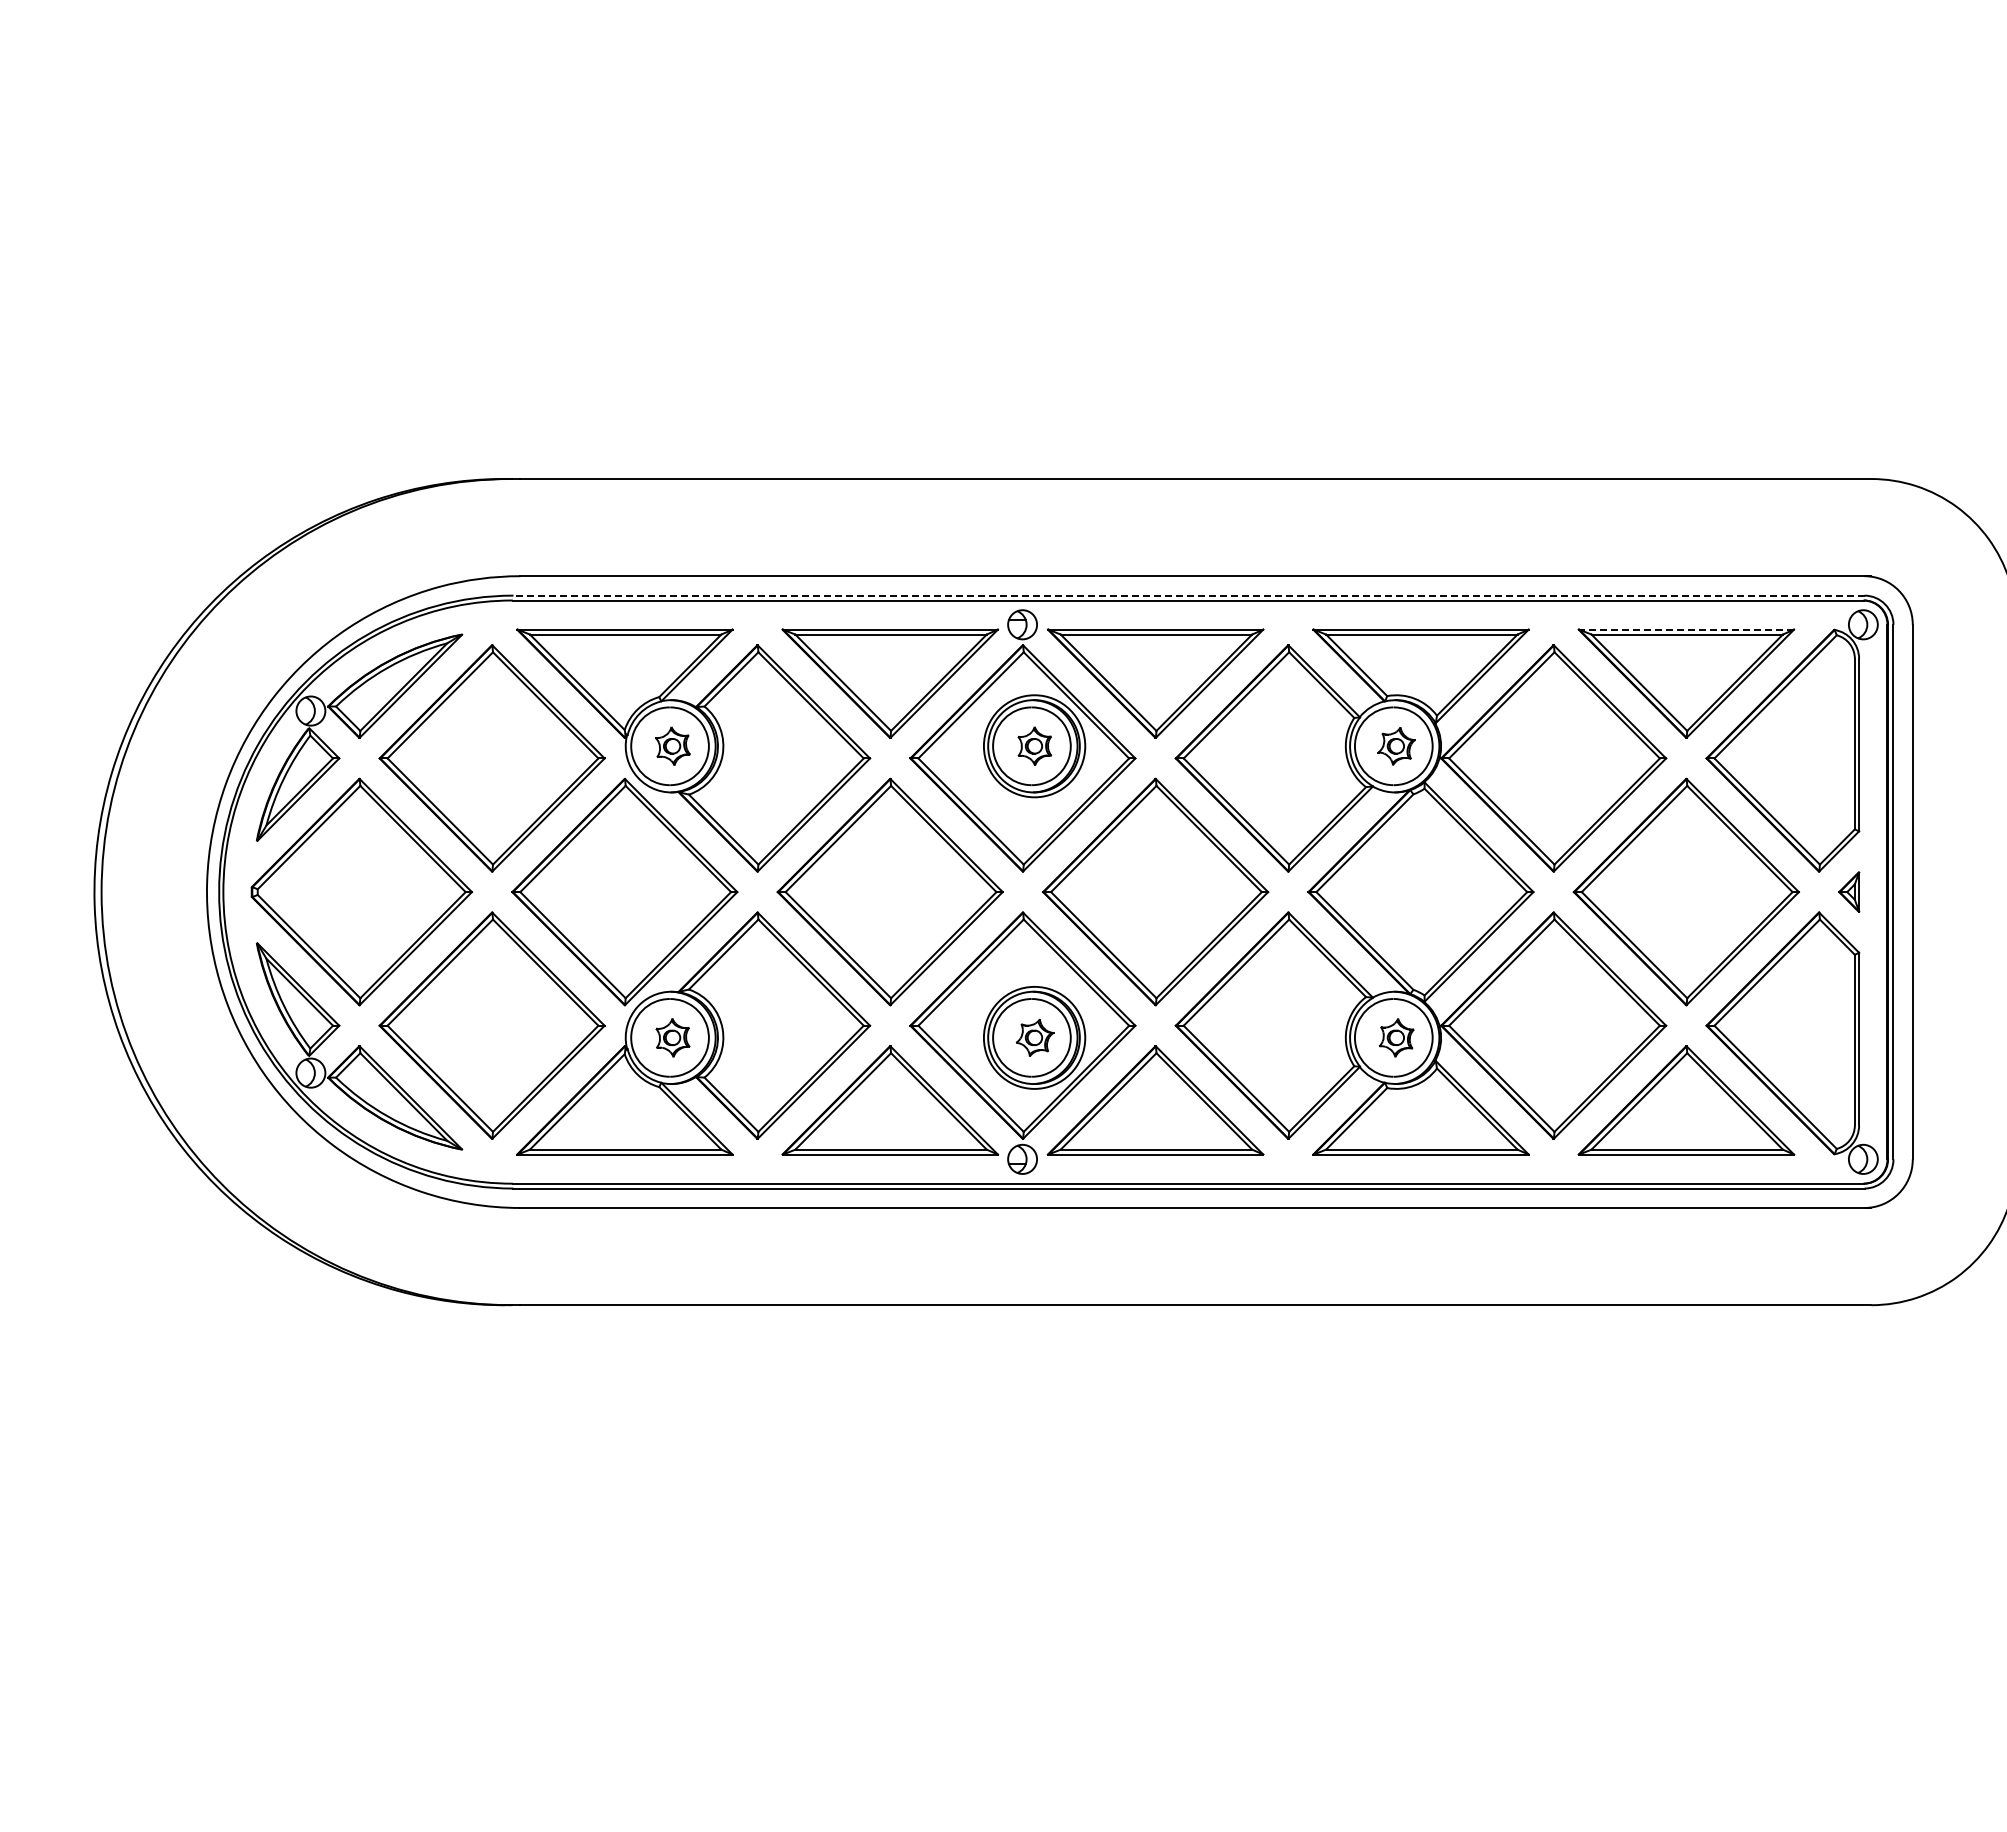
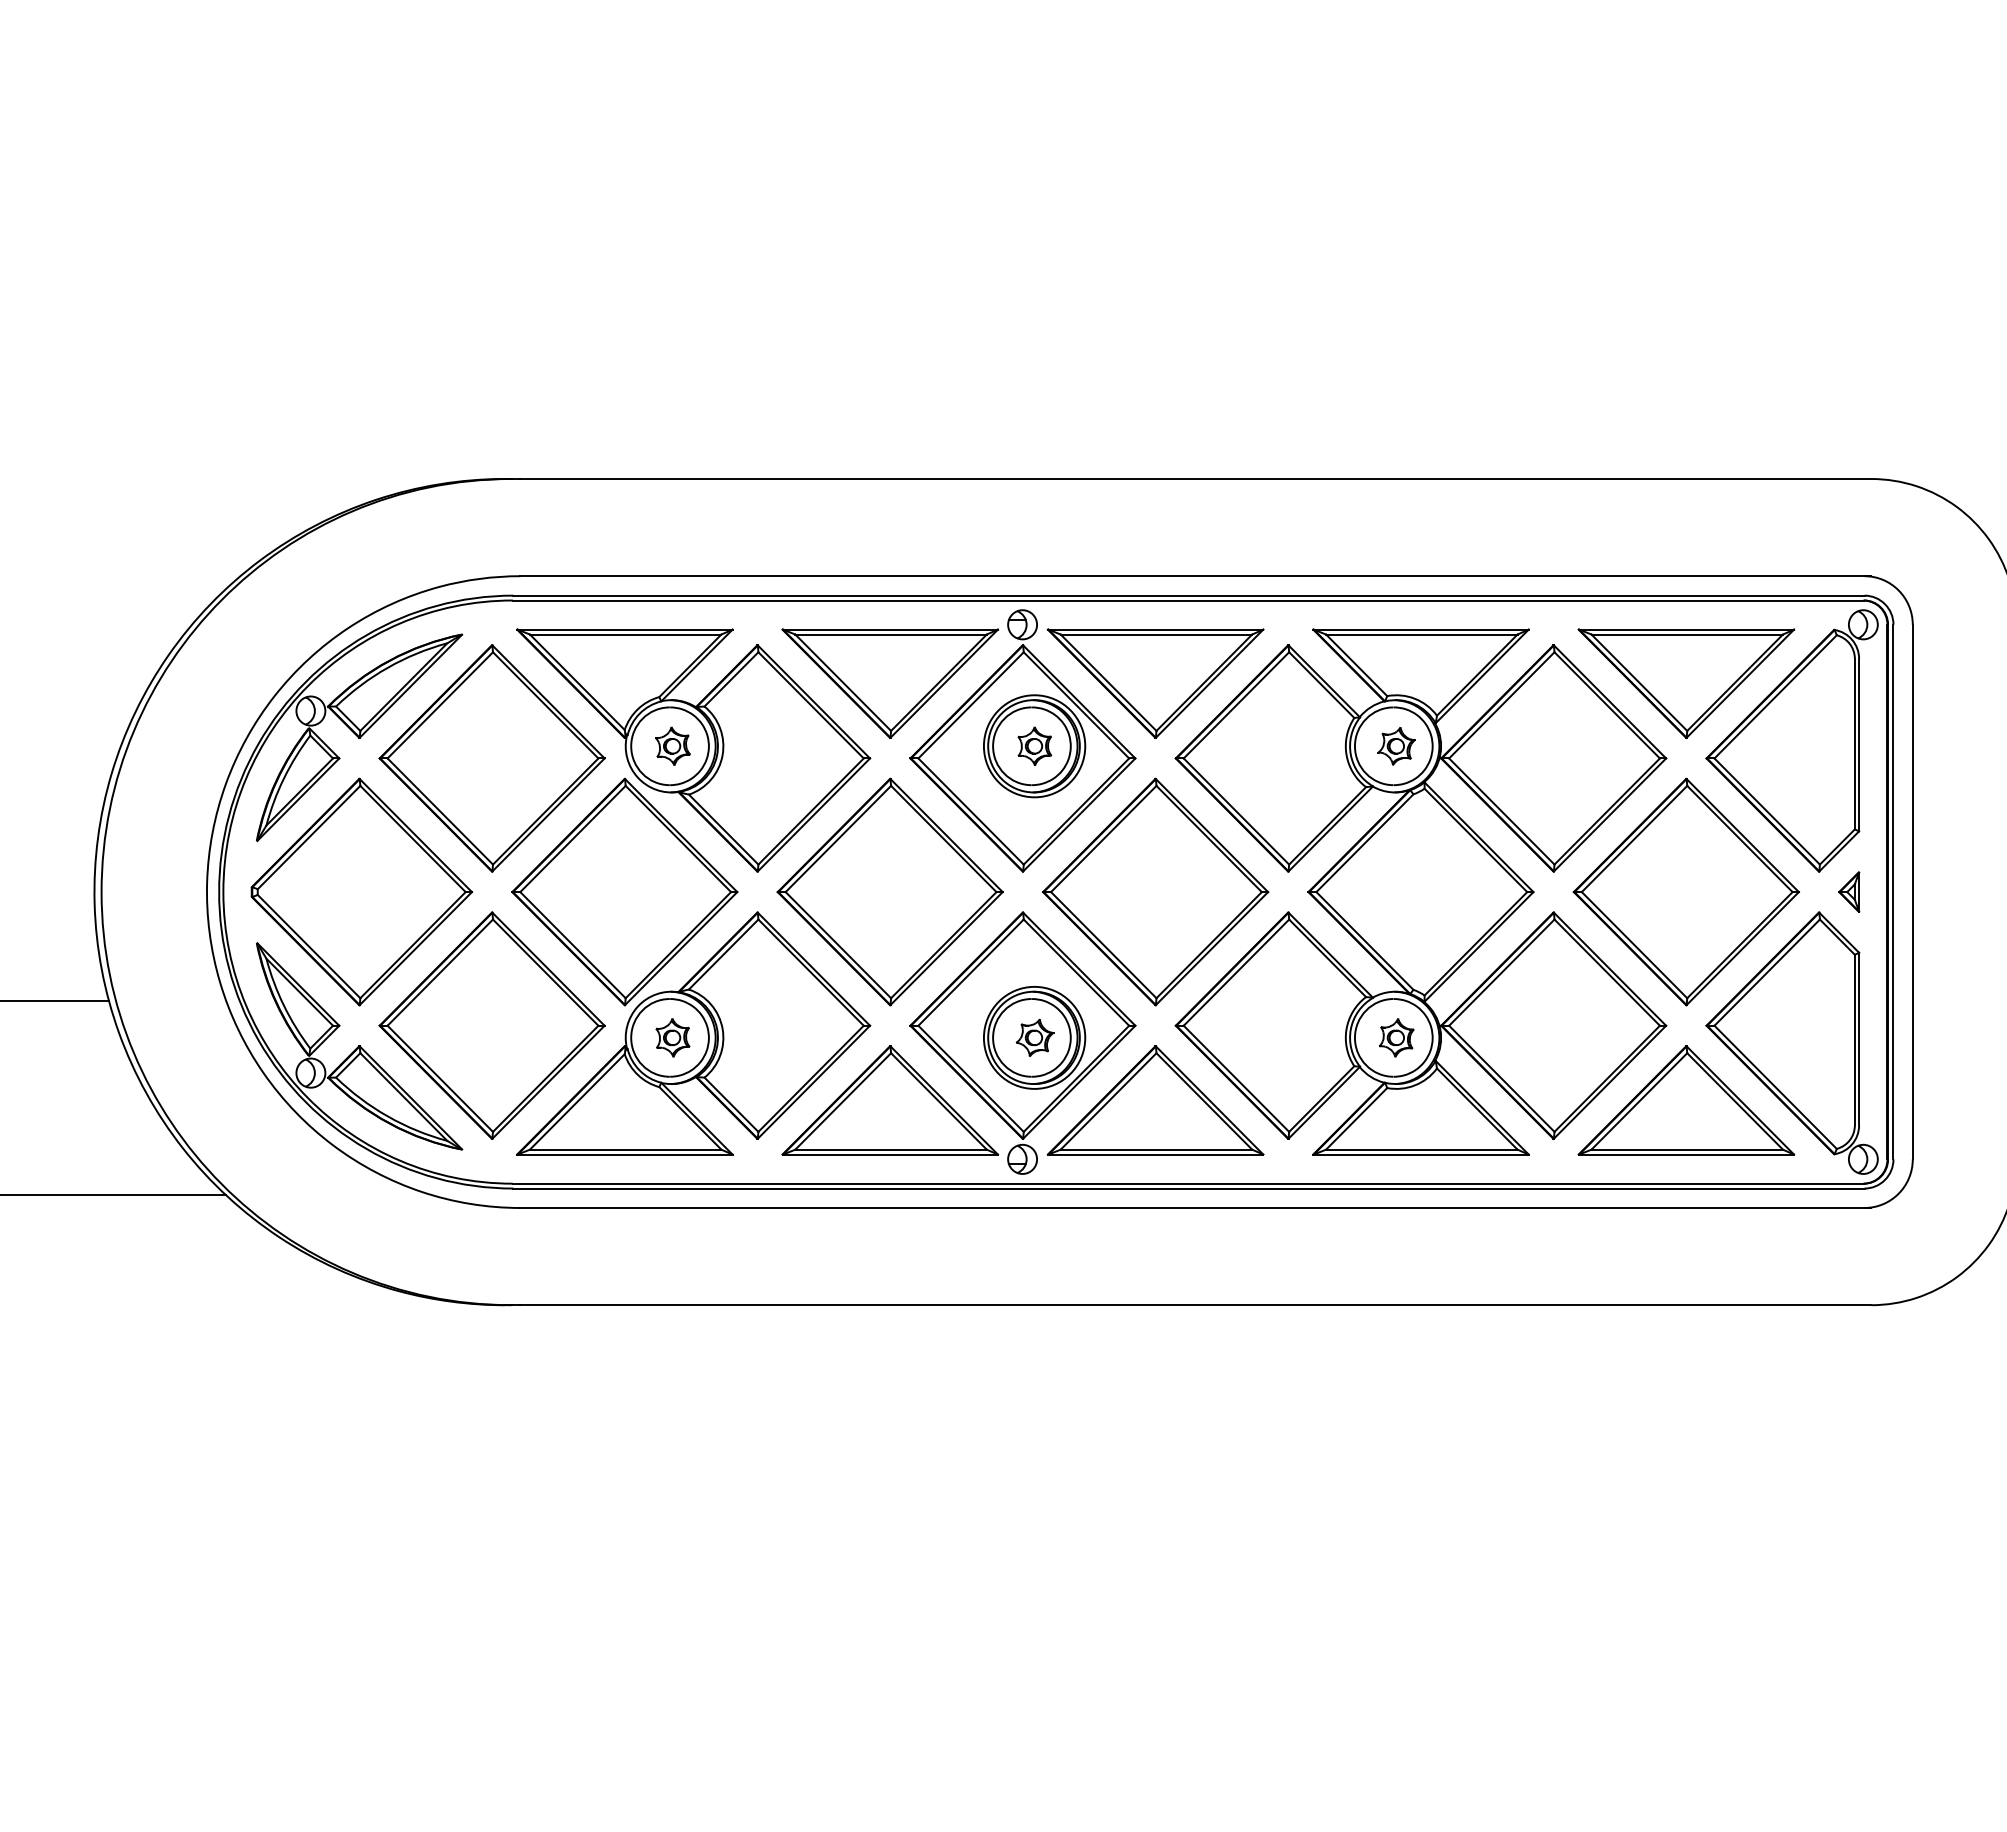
line: dashed -> solid (1189, 595)
line: dashed -> solid (1686, 629)
line: none -> present (55, 1000)
line: none -> present (114, 1195)
